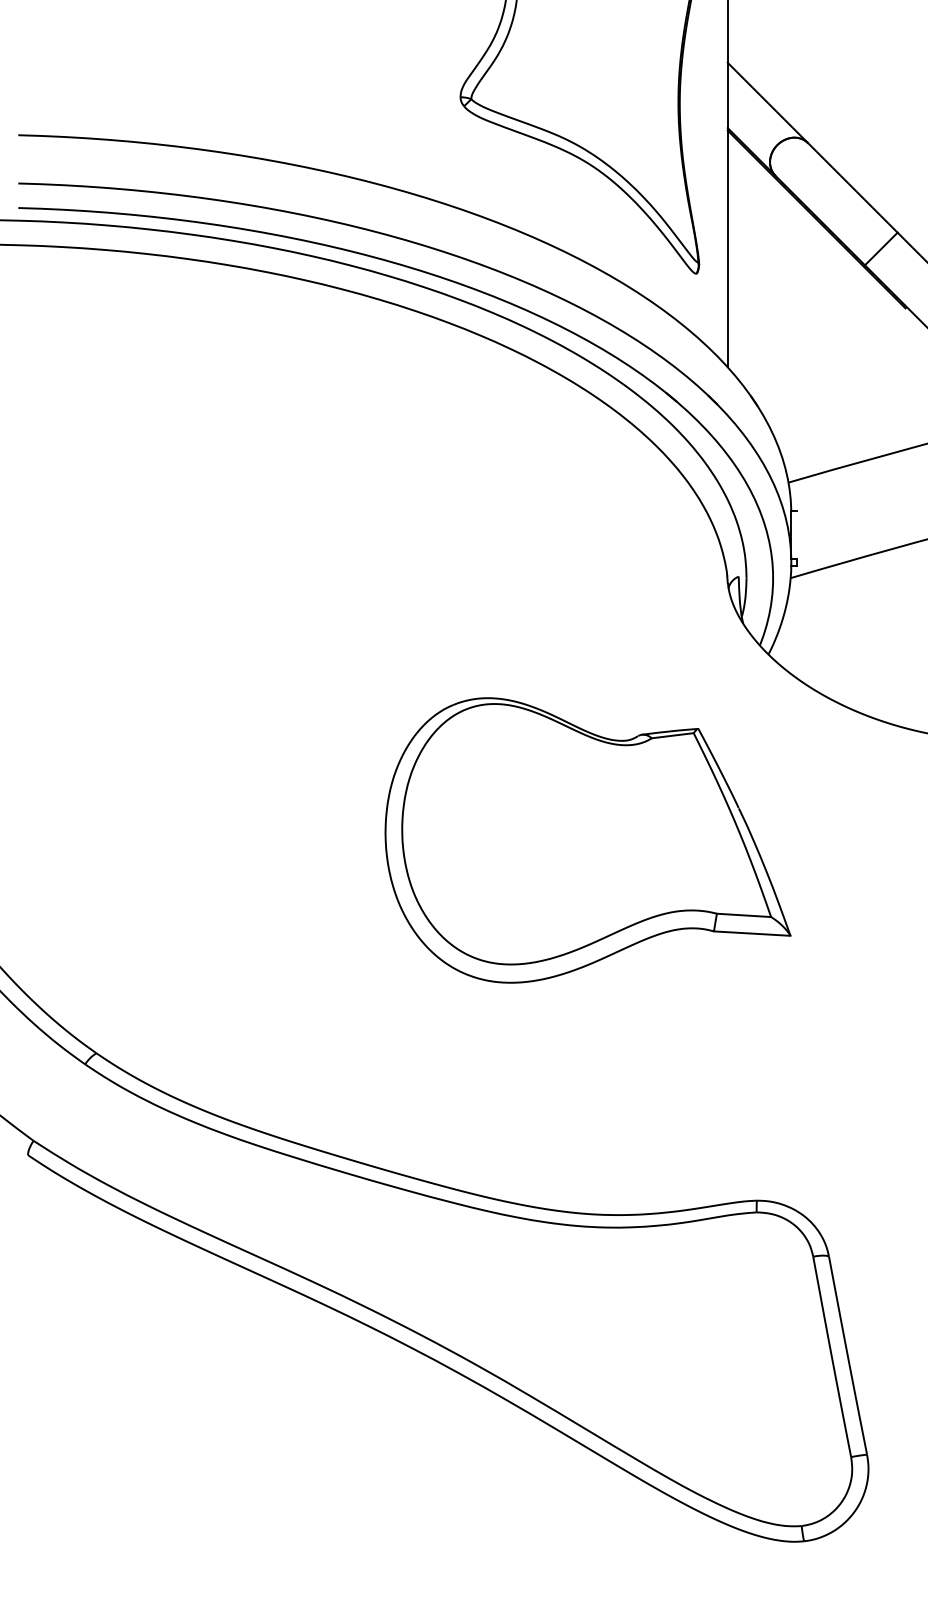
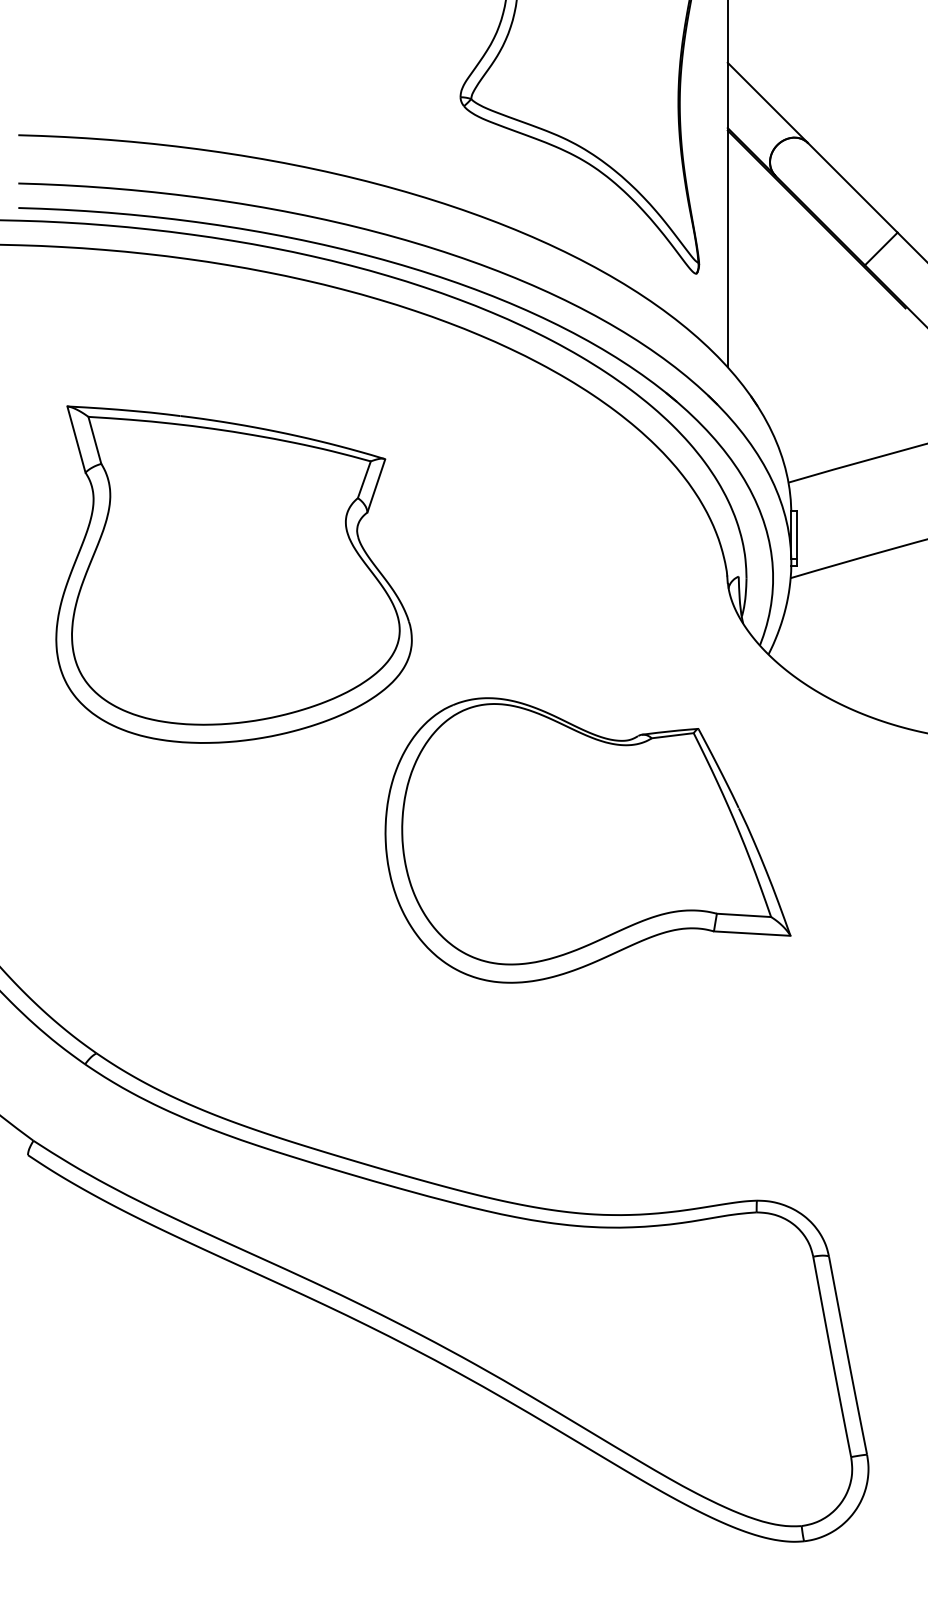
line: none -> present (796, 534)
part: none -> present (233, 574)
